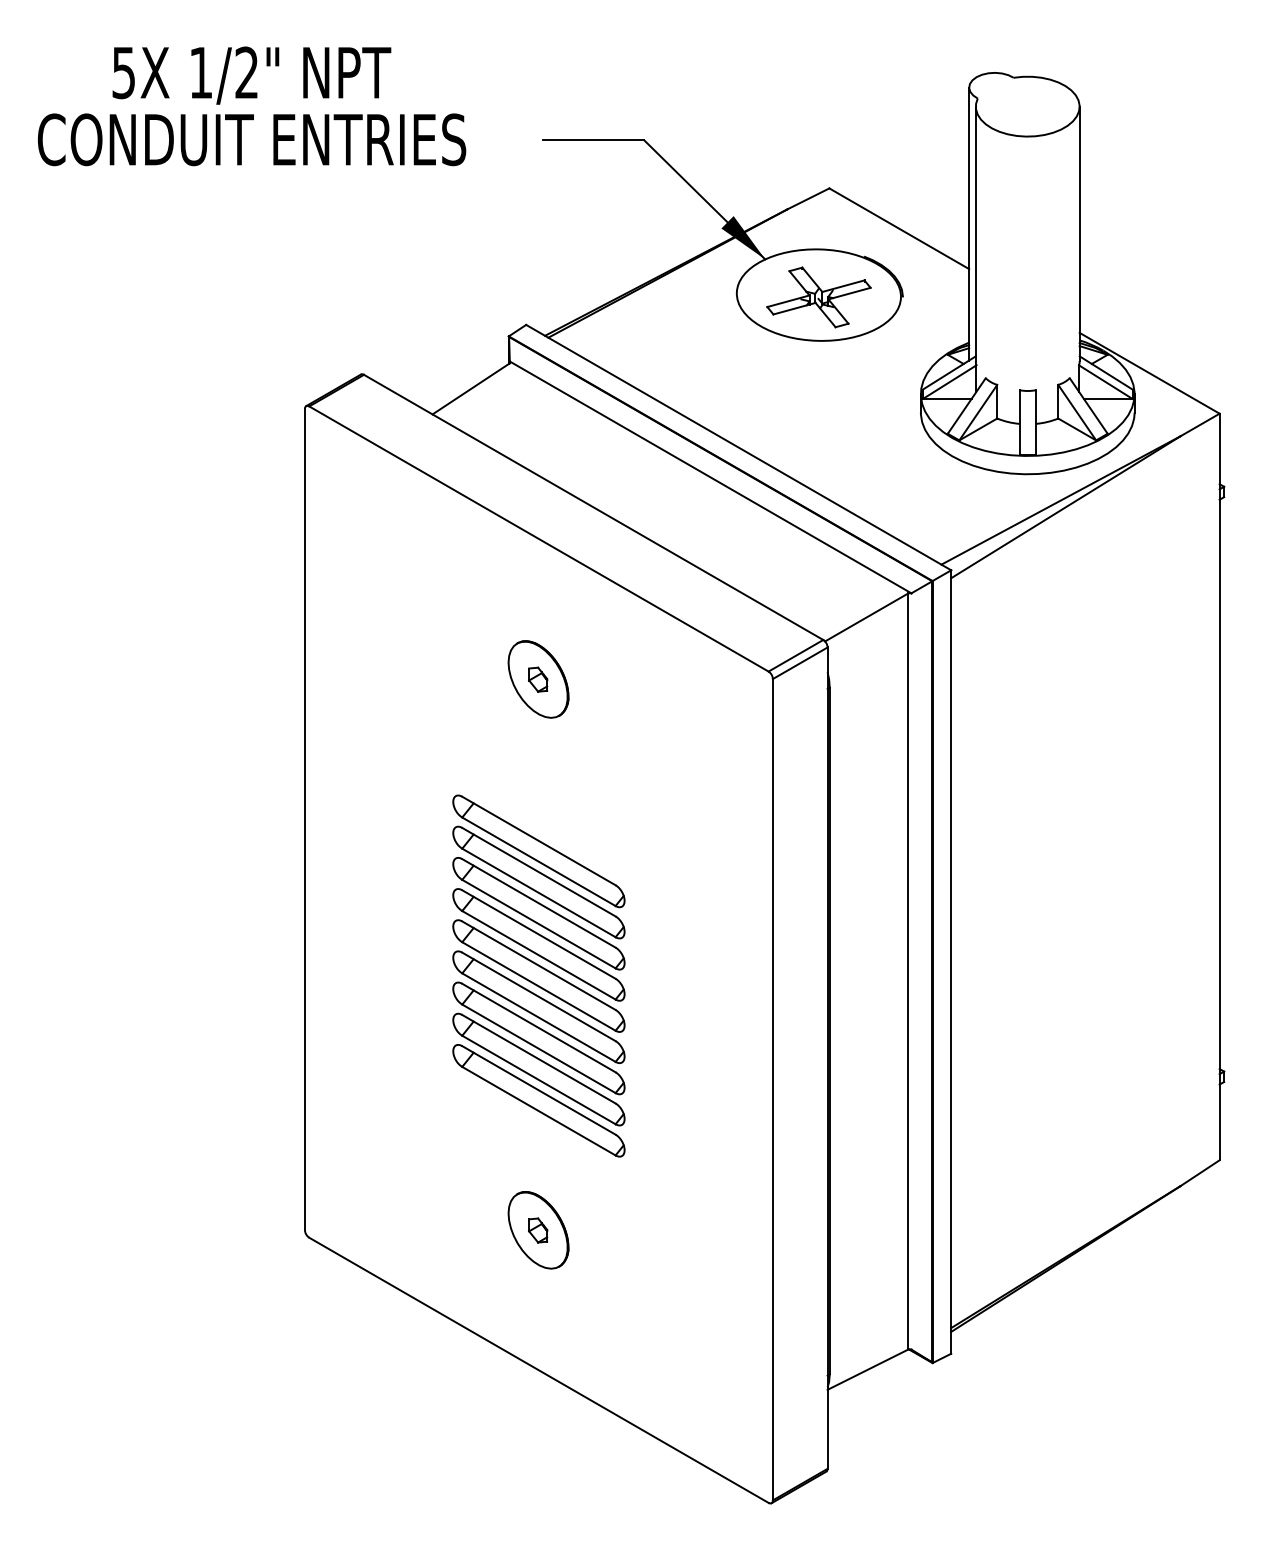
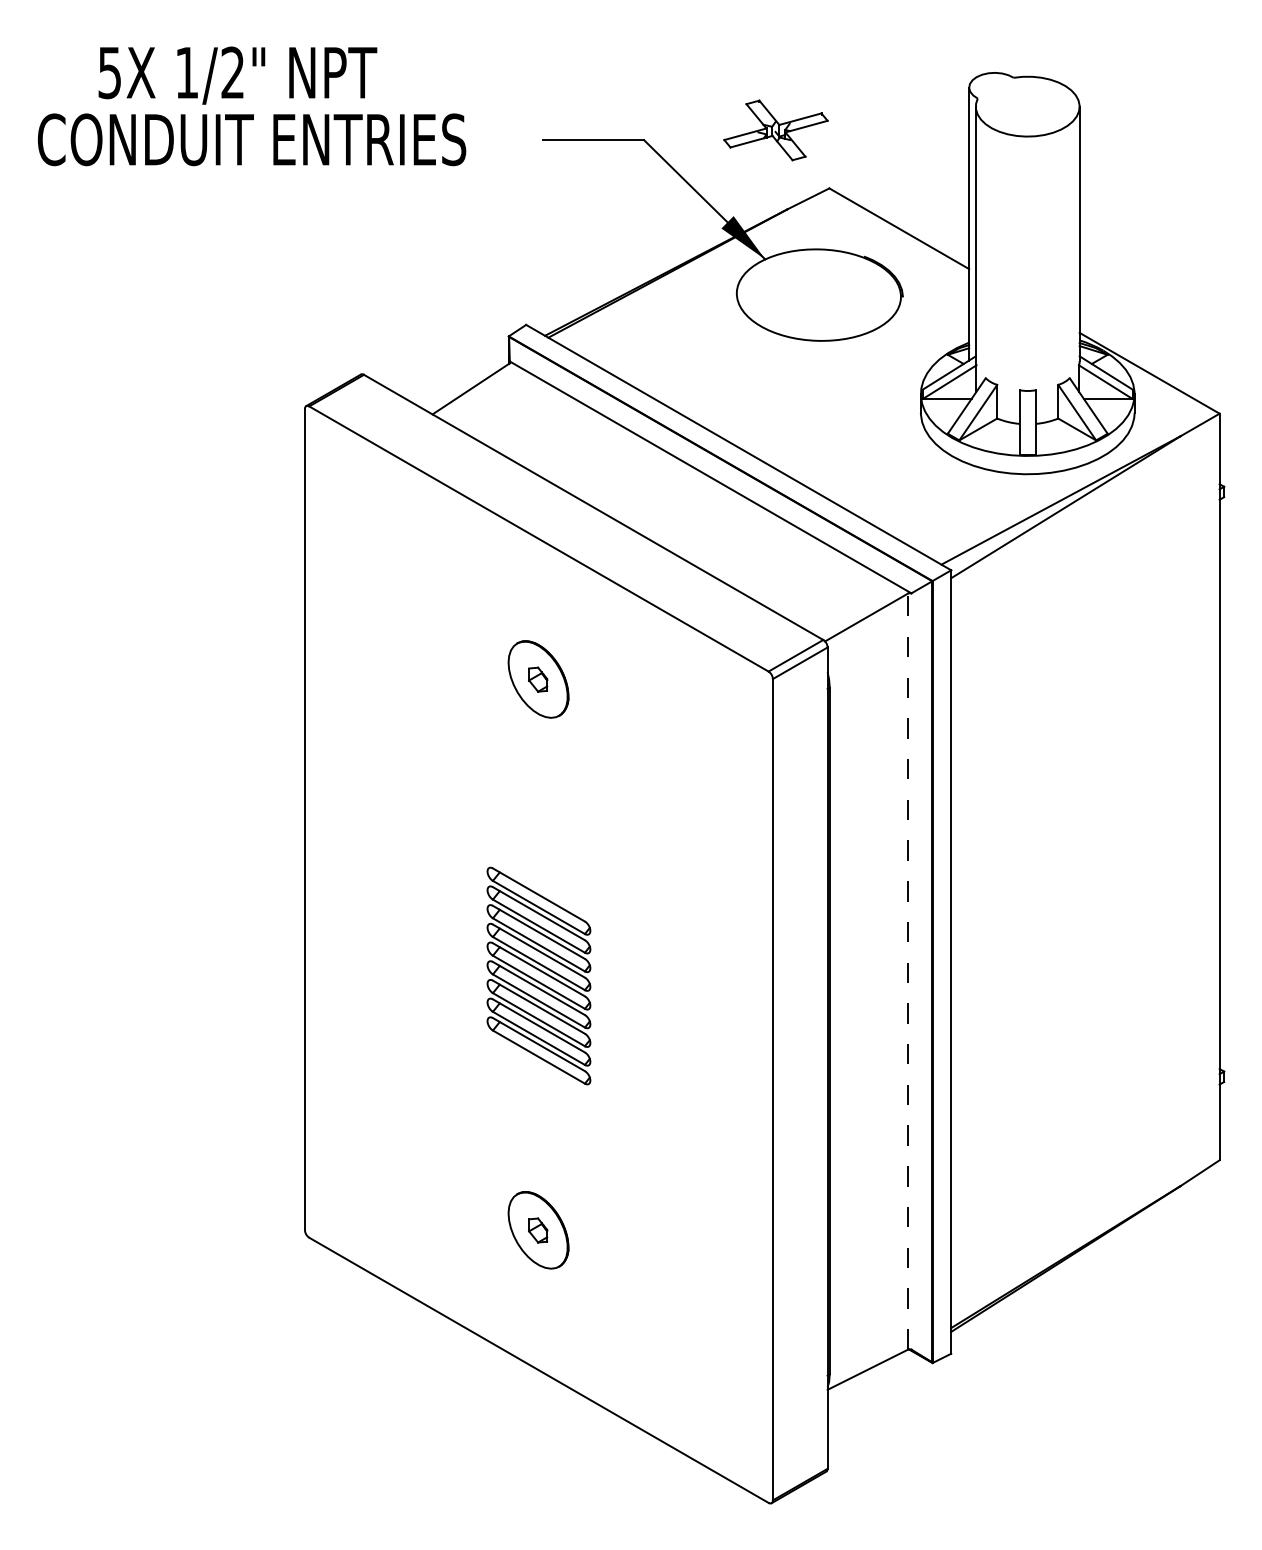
text position: (251, 75) -> (237, 75) (237, 75)
part position: (818, 297) -> (775, 130) (775, 130)
line: solid -> dashed (908, 970)
part size: 174x364 px -> 106x220 px (538, 975)
